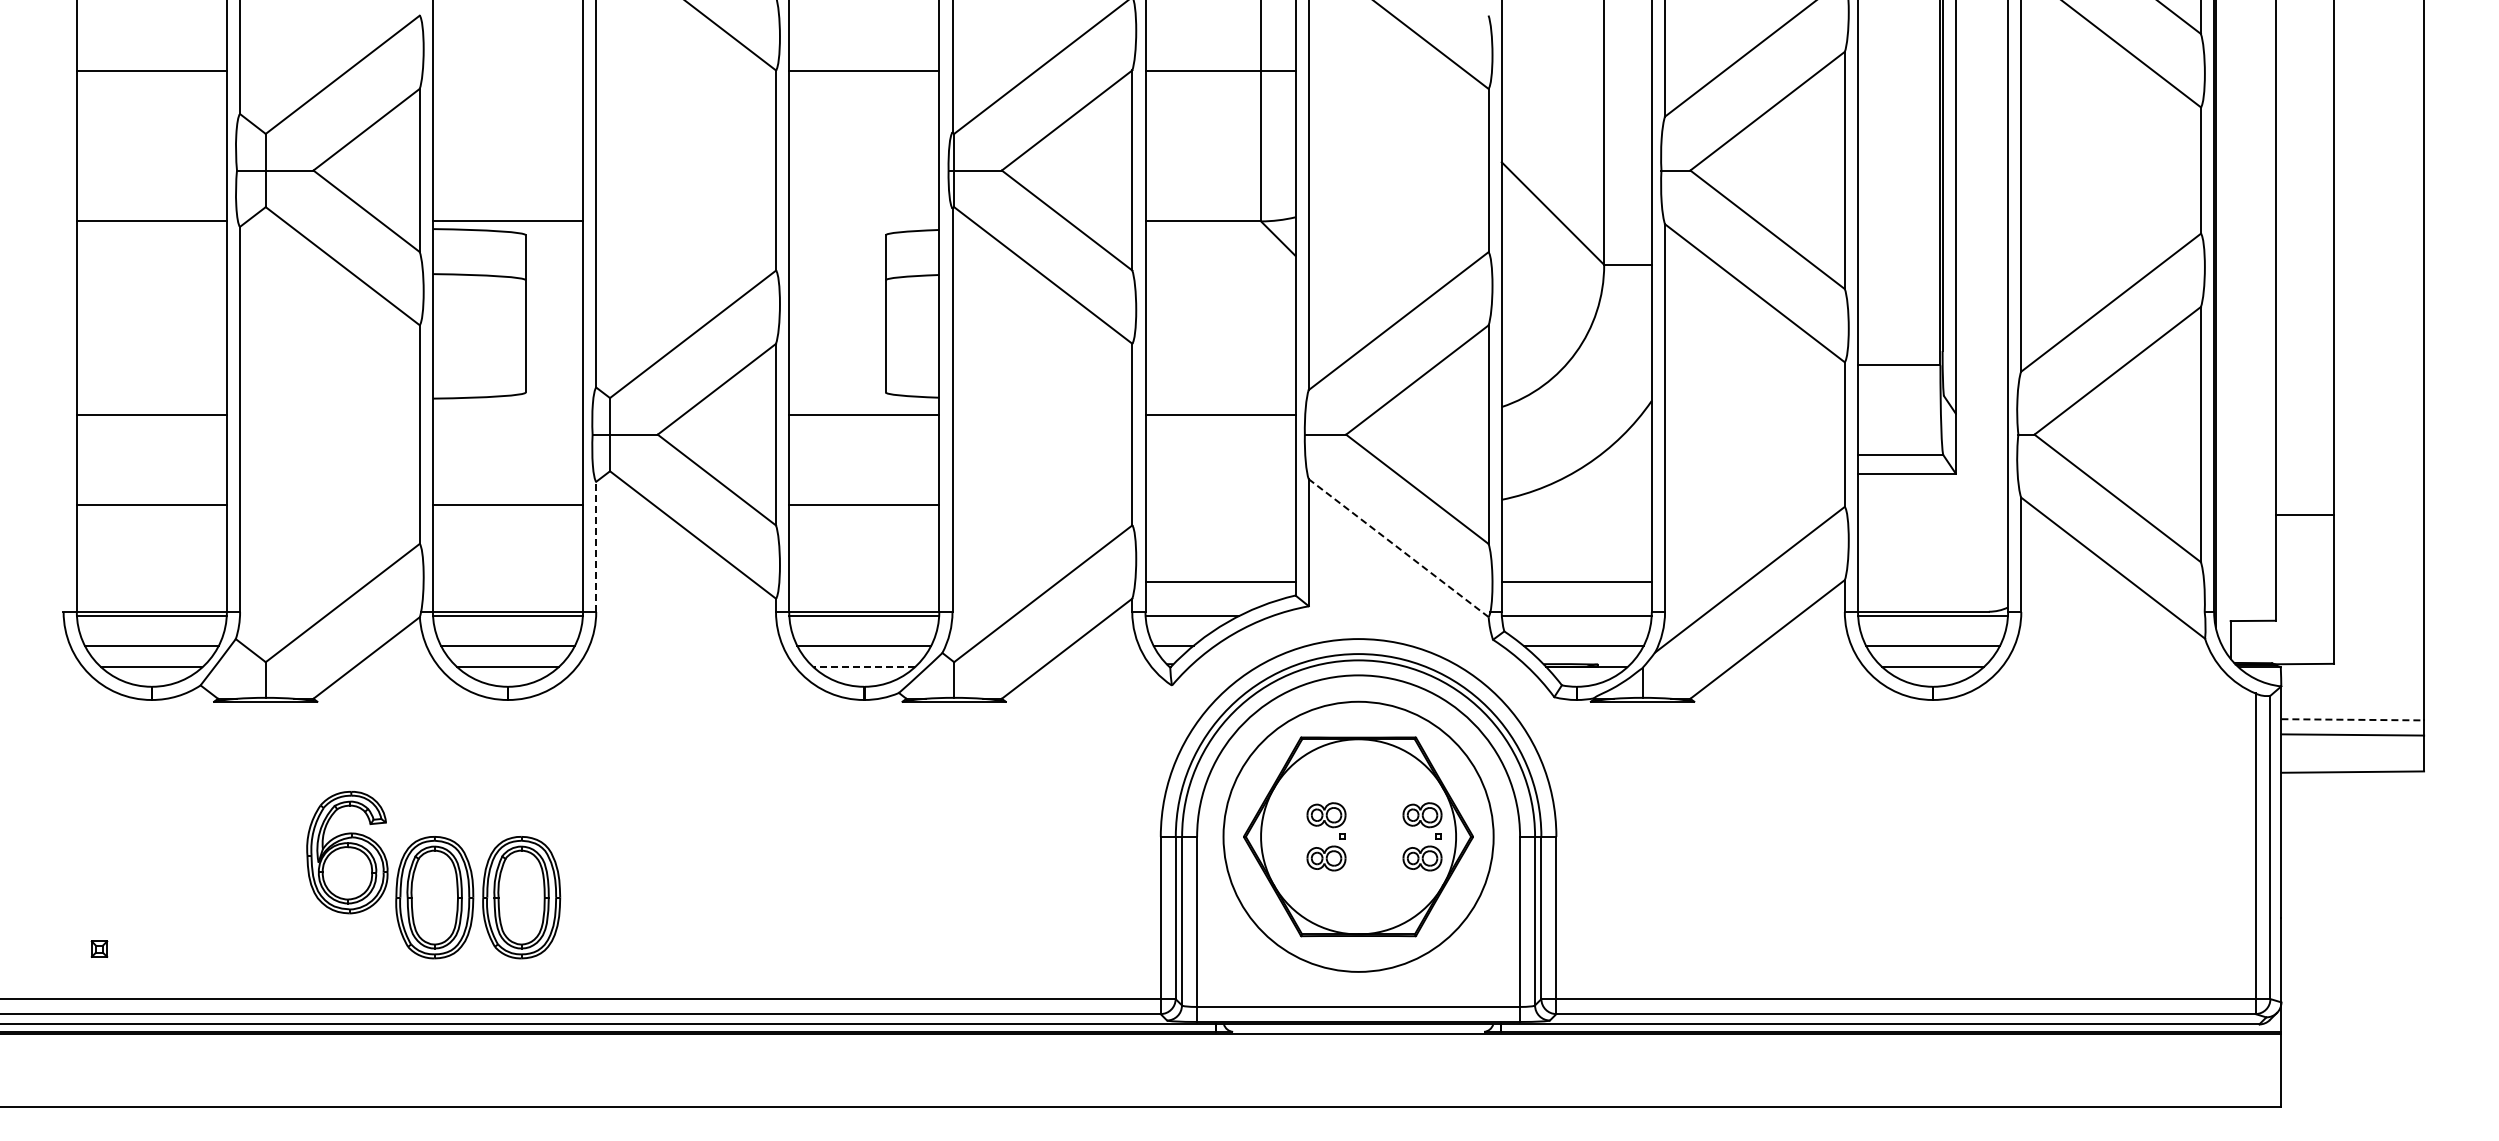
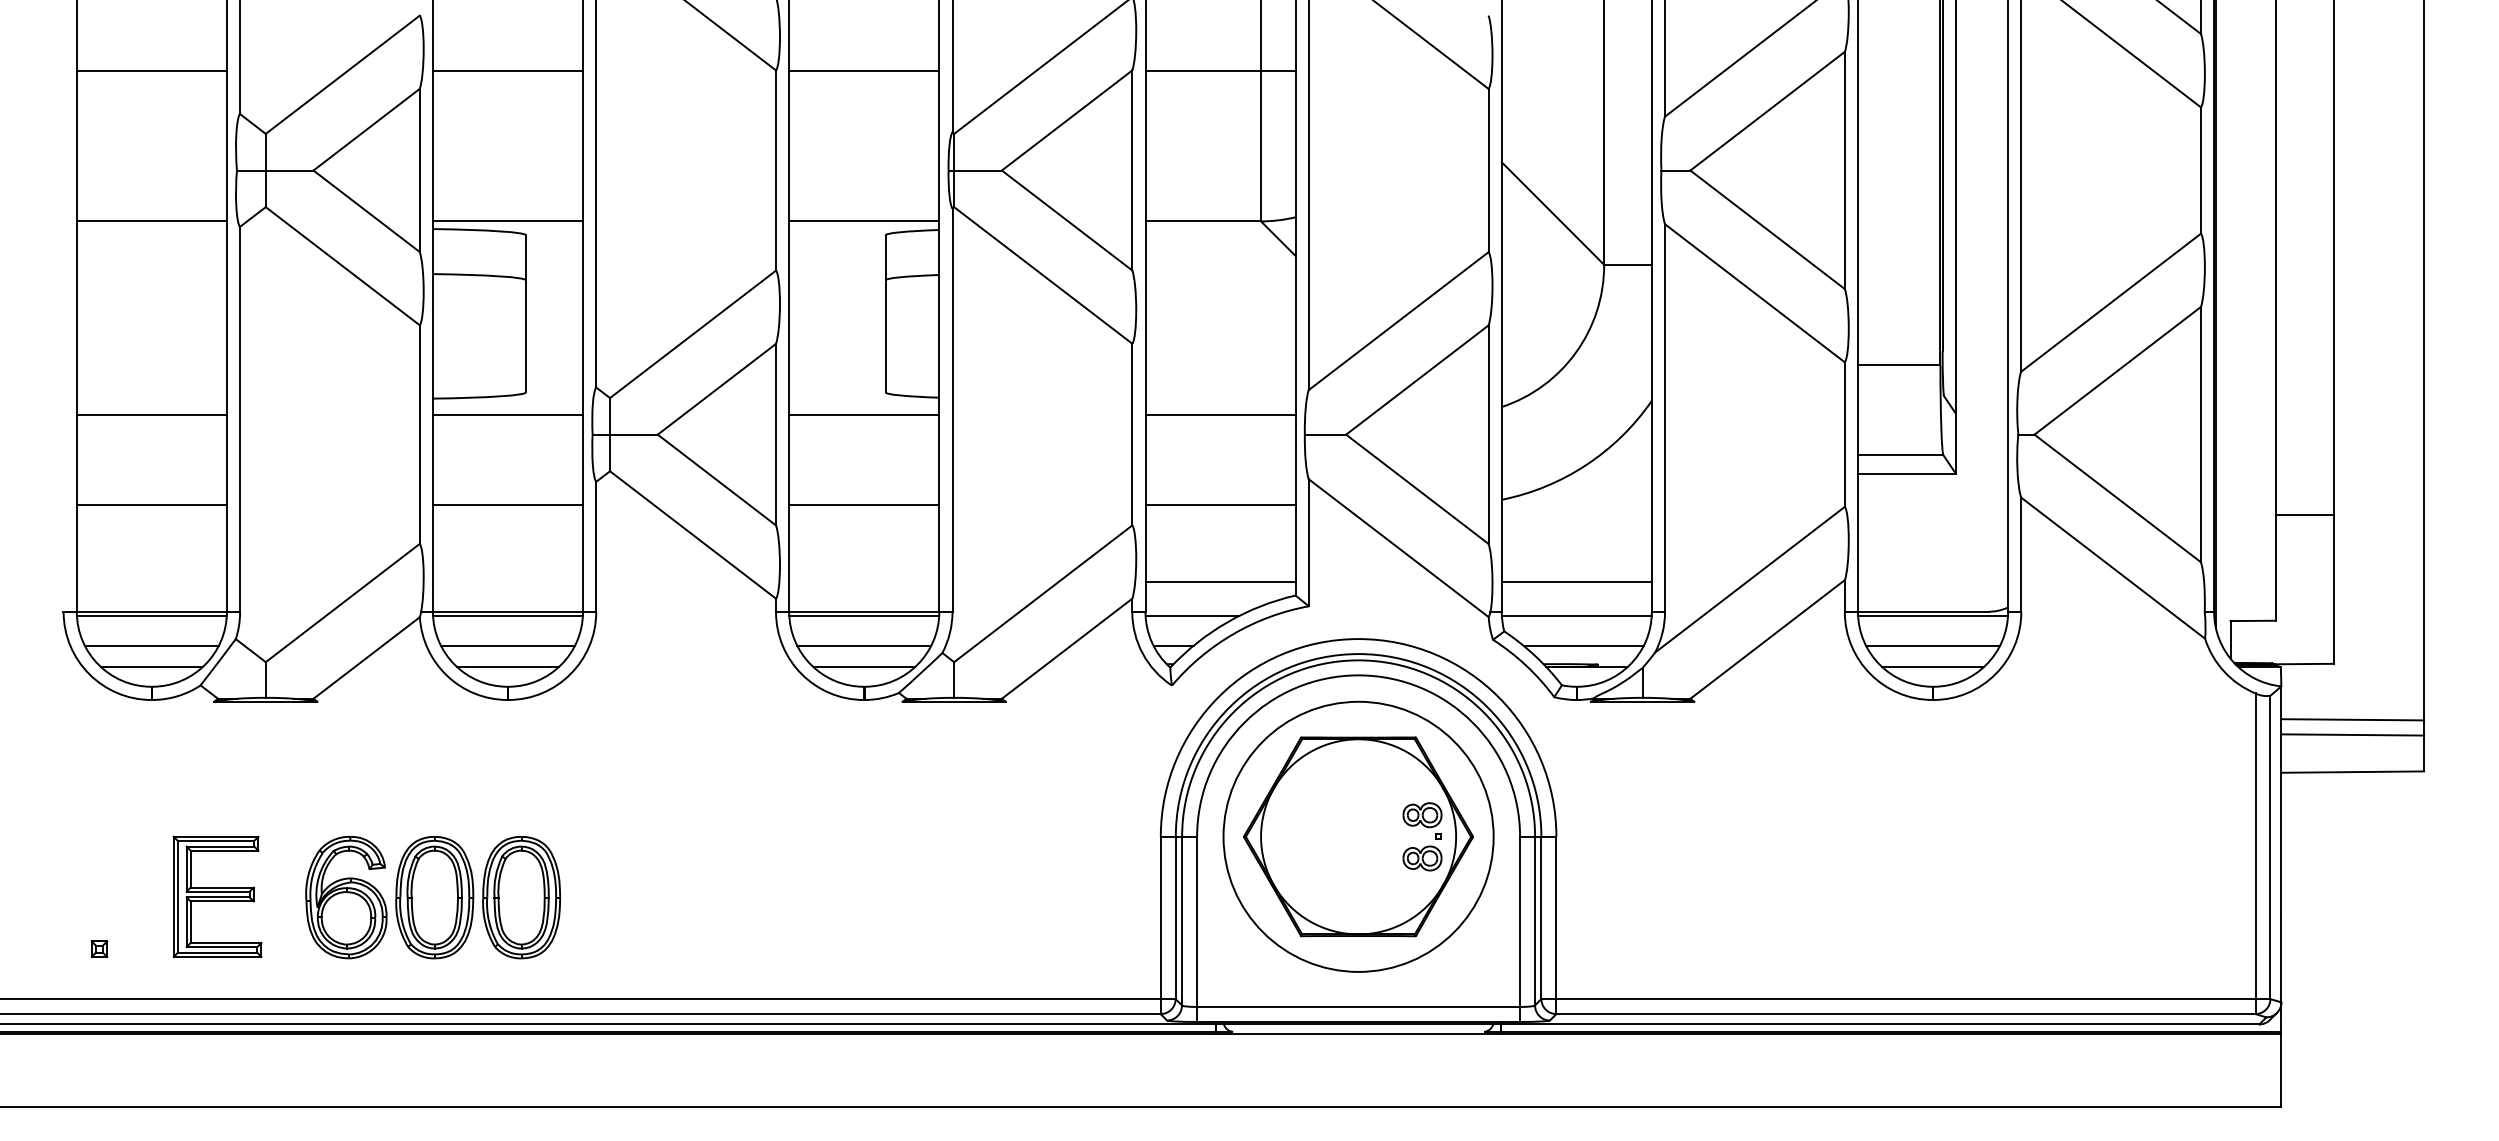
line: none -> present (507, 71)
line: none -> present (864, 221)
line: none -> present (507, 414)
line: none -> present (1220, 504)
line: dashed -> solid (596, 546)
line: dashed -> solid (1398, 547)
line: dashed -> solid (864, 667)
line: dashed -> solid (2353, 719)
part: present -> none (1329, 827)
part position: (347, 852) -> (346, 897) (346, 897)
part: none -> present (217, 896)
